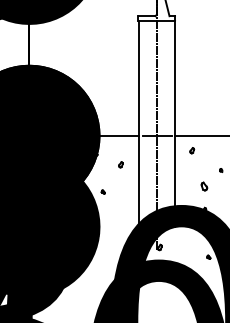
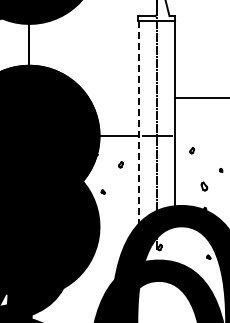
line: solid -> dashed (138, 124)
line position: (200, 135) -> (200, 97) (200, 97)
